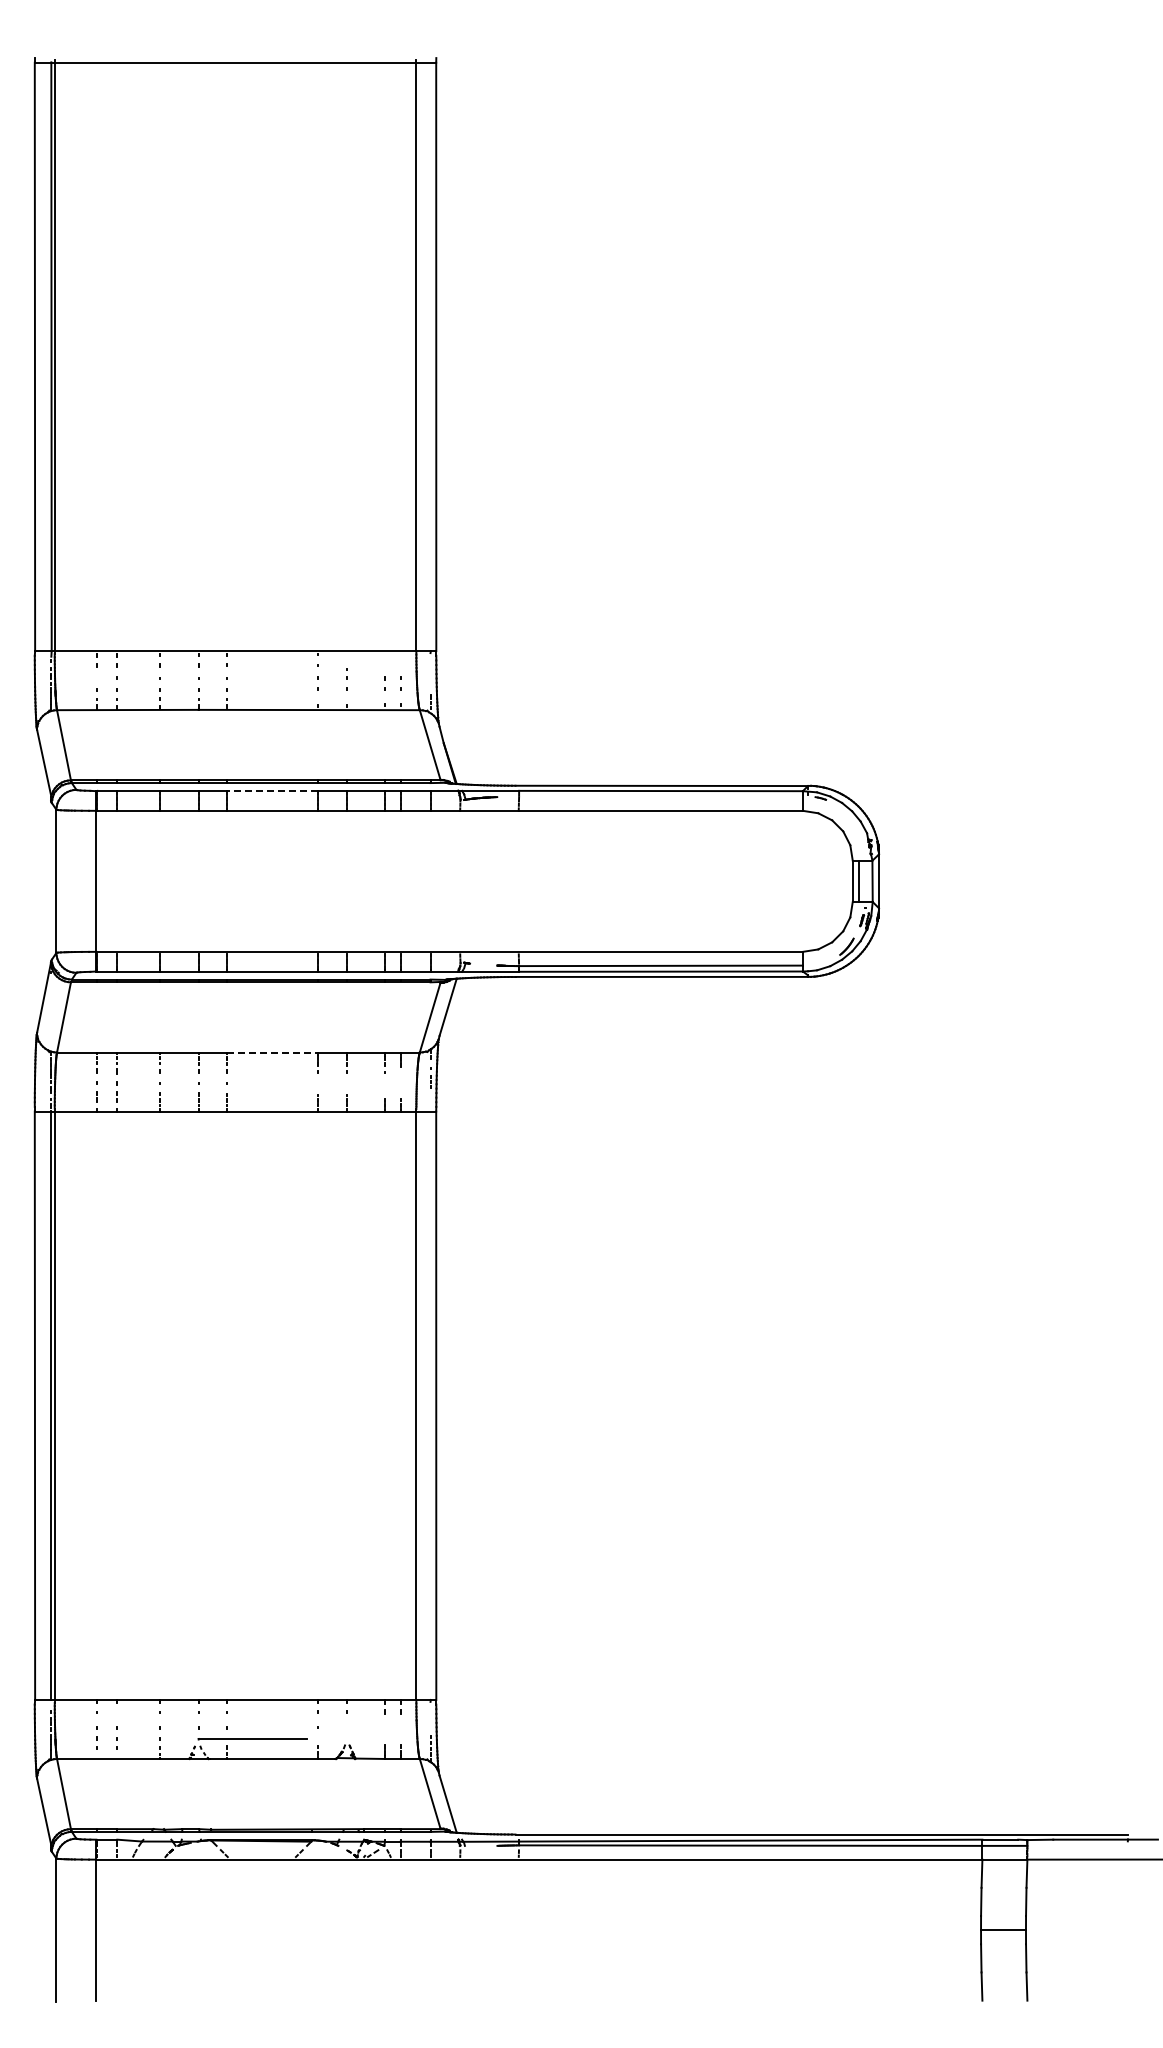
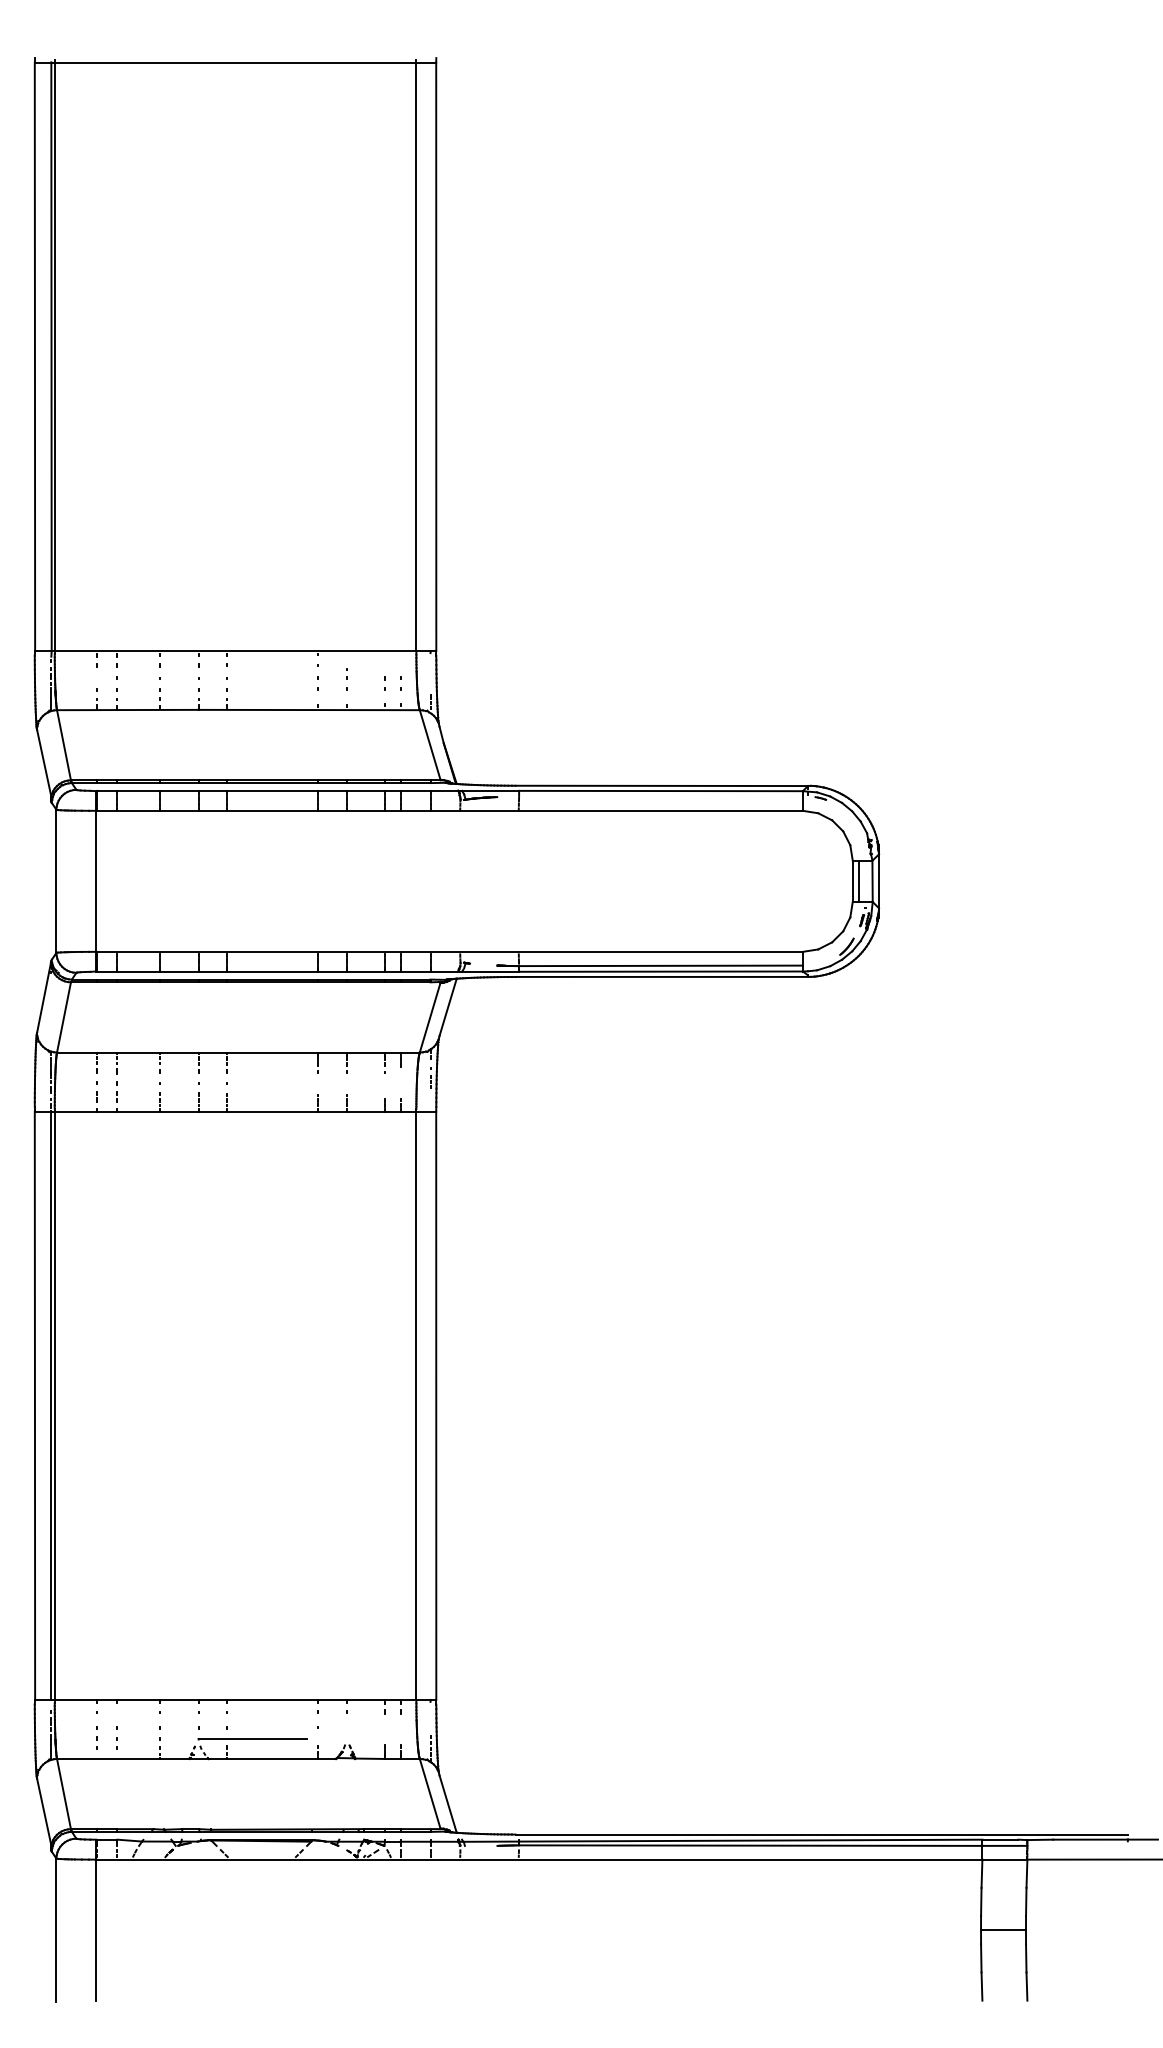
line: dashed -> solid (272, 790)
line: dashed -> solid (273, 1052)
